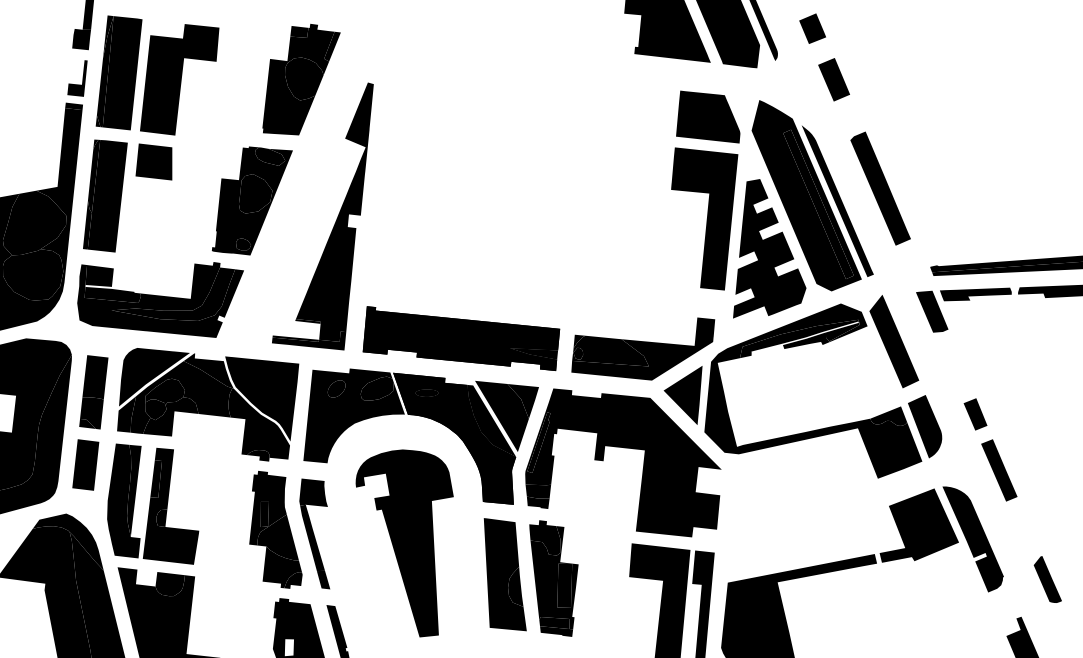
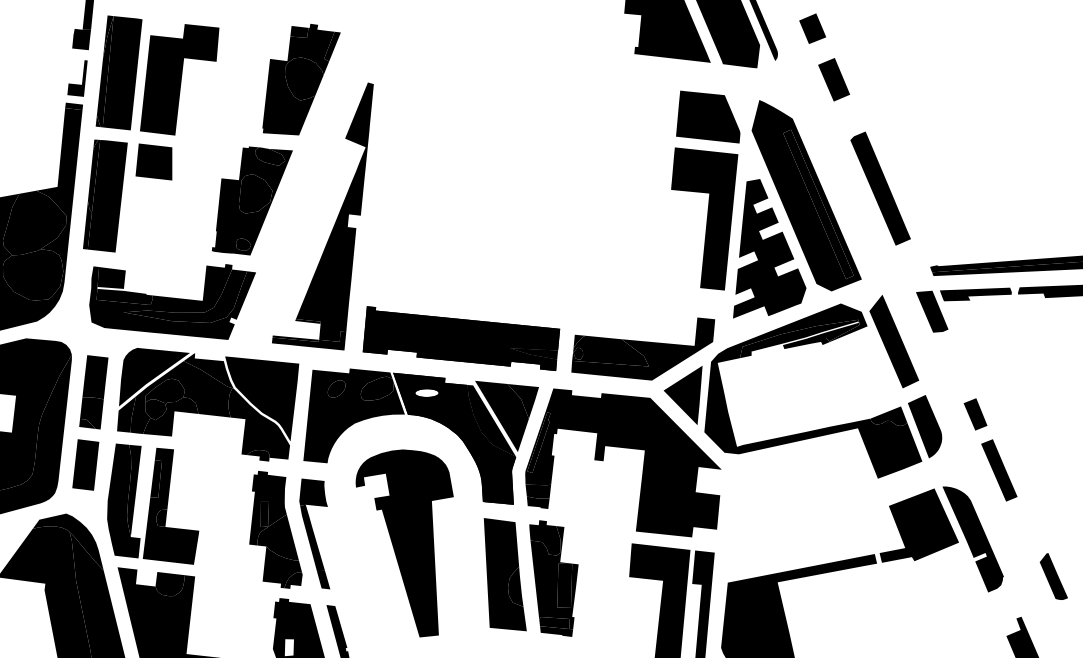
fill: present -> none (837, 201)
part position: (160, 299) -> (172, 301) (172, 301)
fill: present -> none (426, 392)
part position: (1047, 579) -> (1053, 576) (1053, 576)
